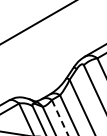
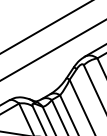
line position: (37, 22) -> (45, 27) (45, 27)
line: none -> present (52, 50)
line: dashed -> solid (60, 117)
